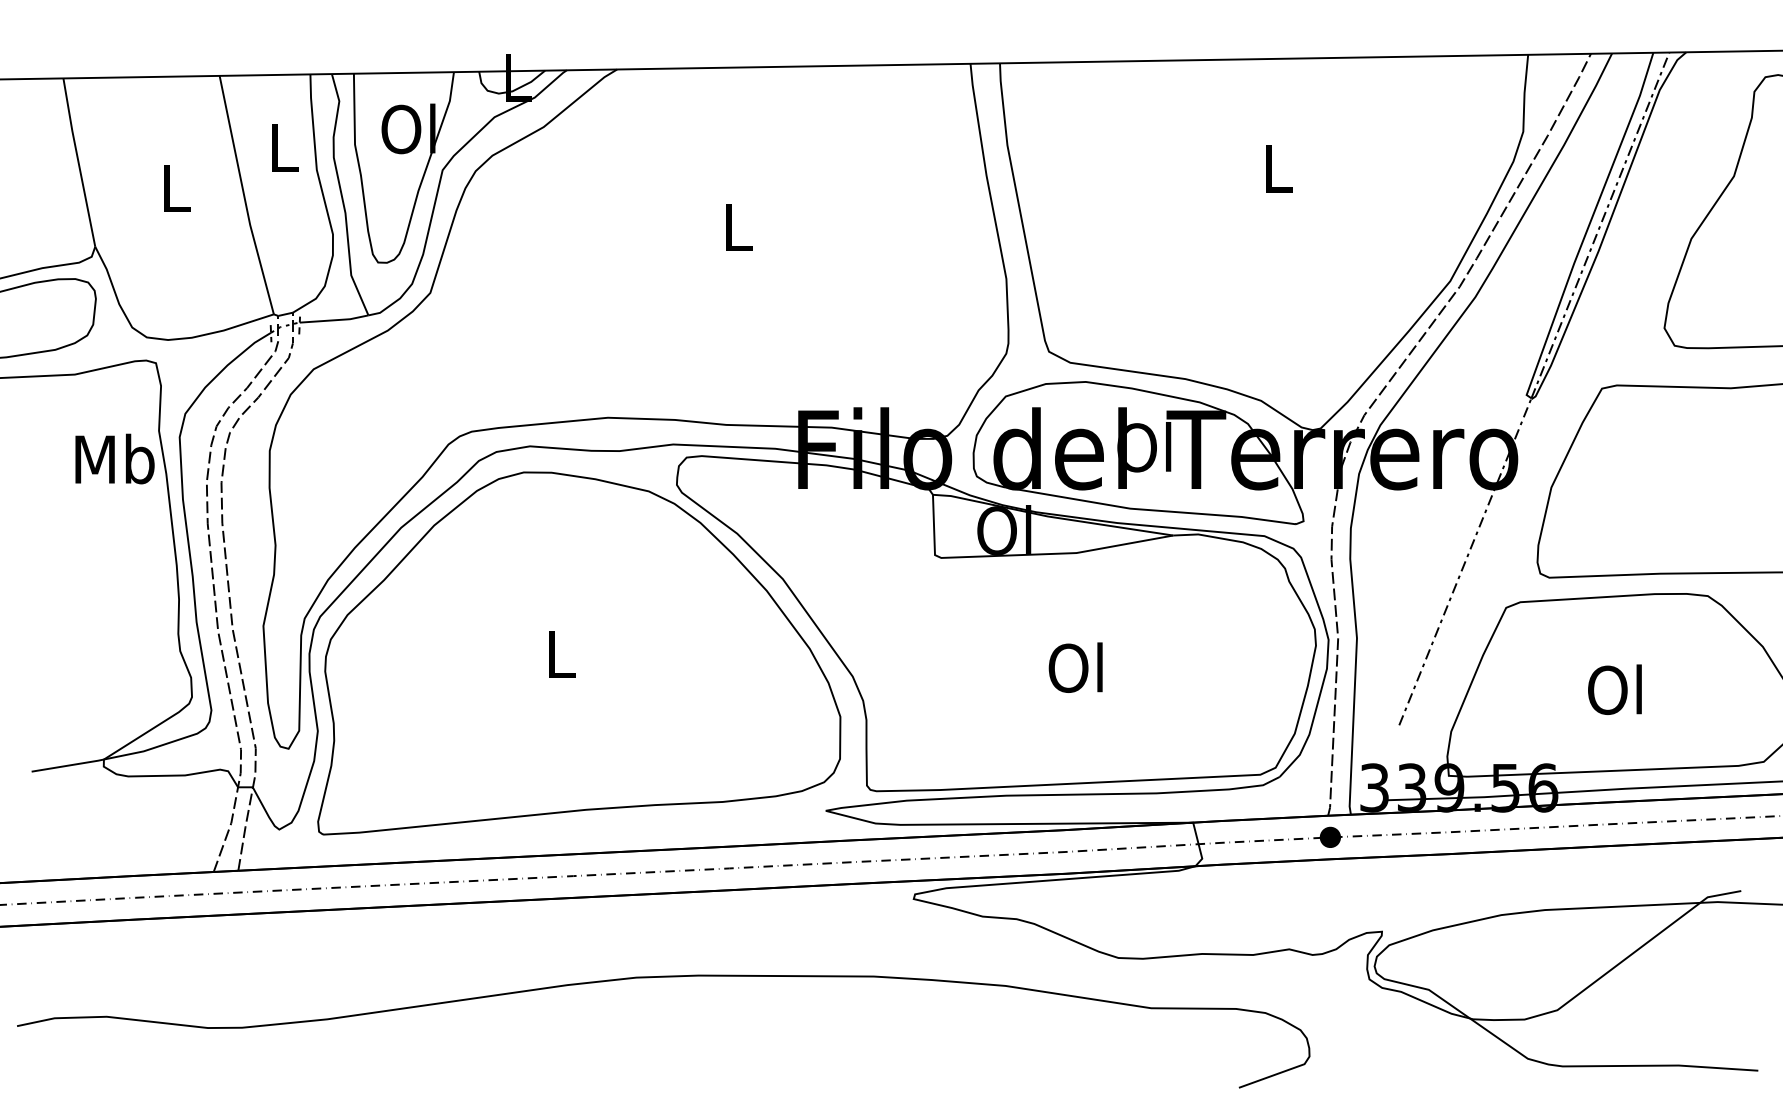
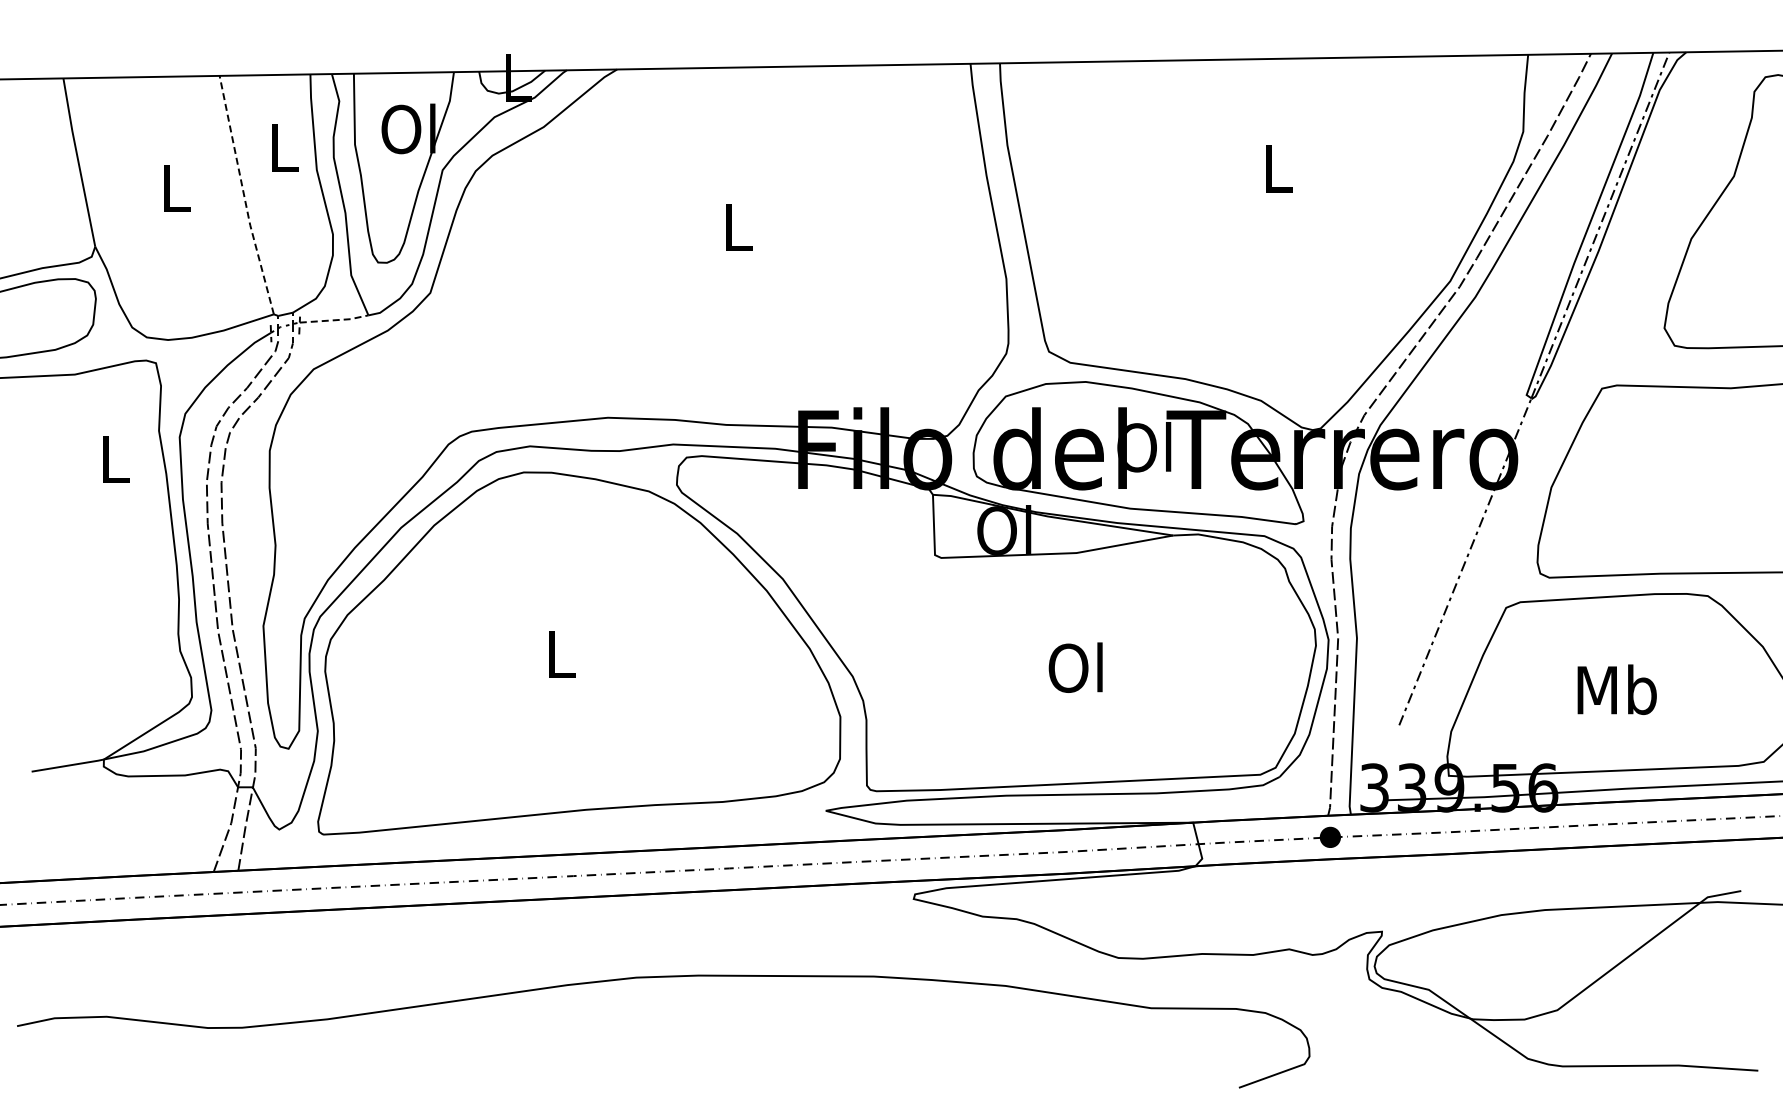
line: solid -> dashed (244, 195)
line: solid -> dashed (335, 320)
text: Mb -> L (114, 458)
text: Ol -> Mb (1616, 689)
